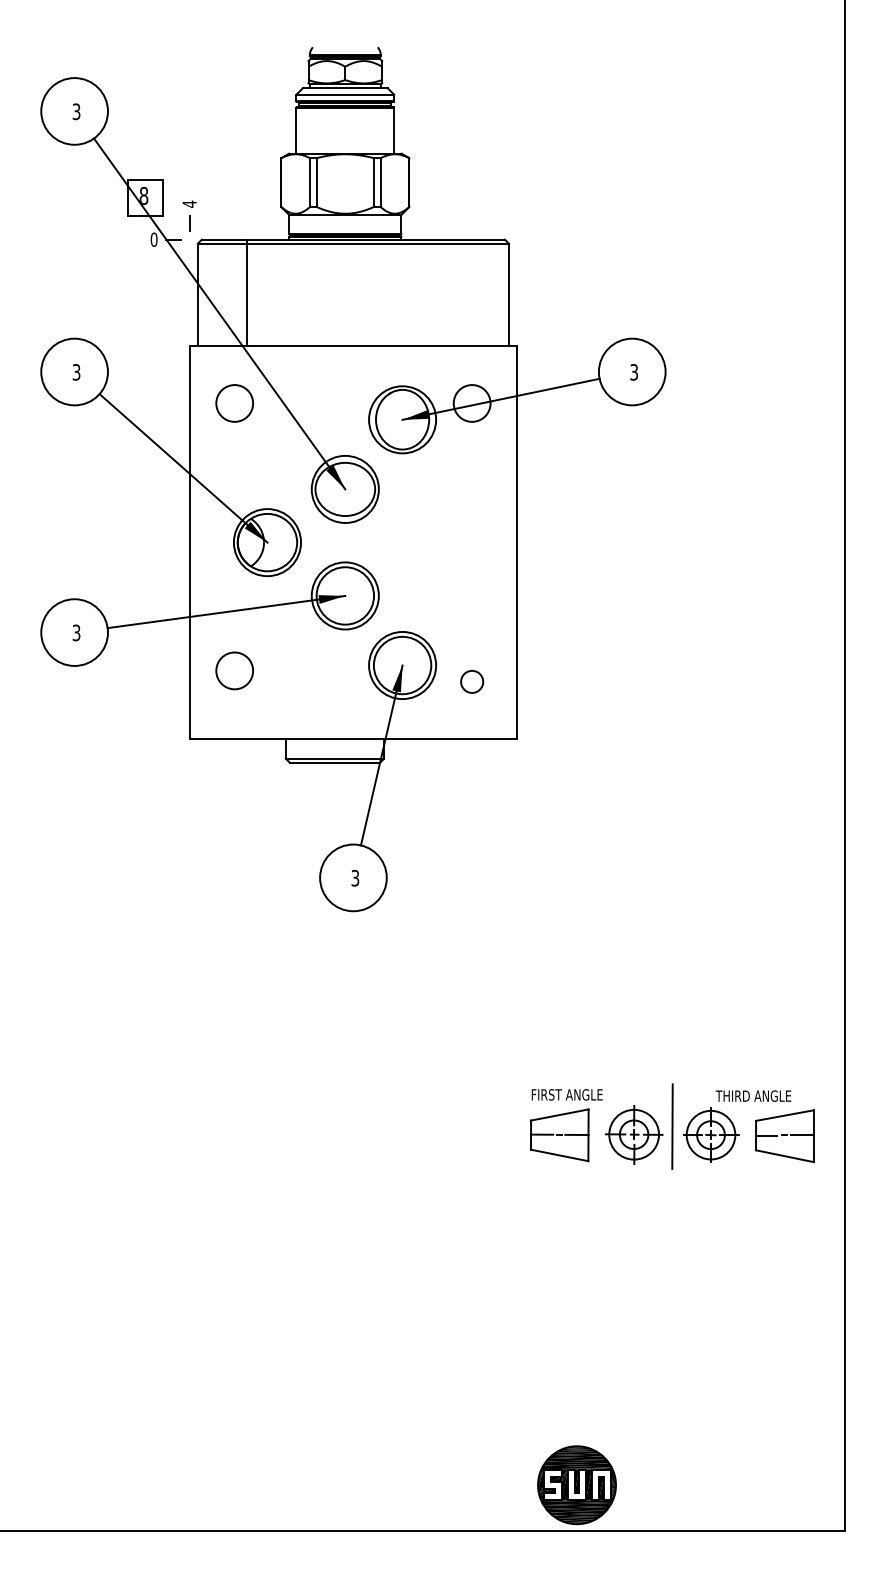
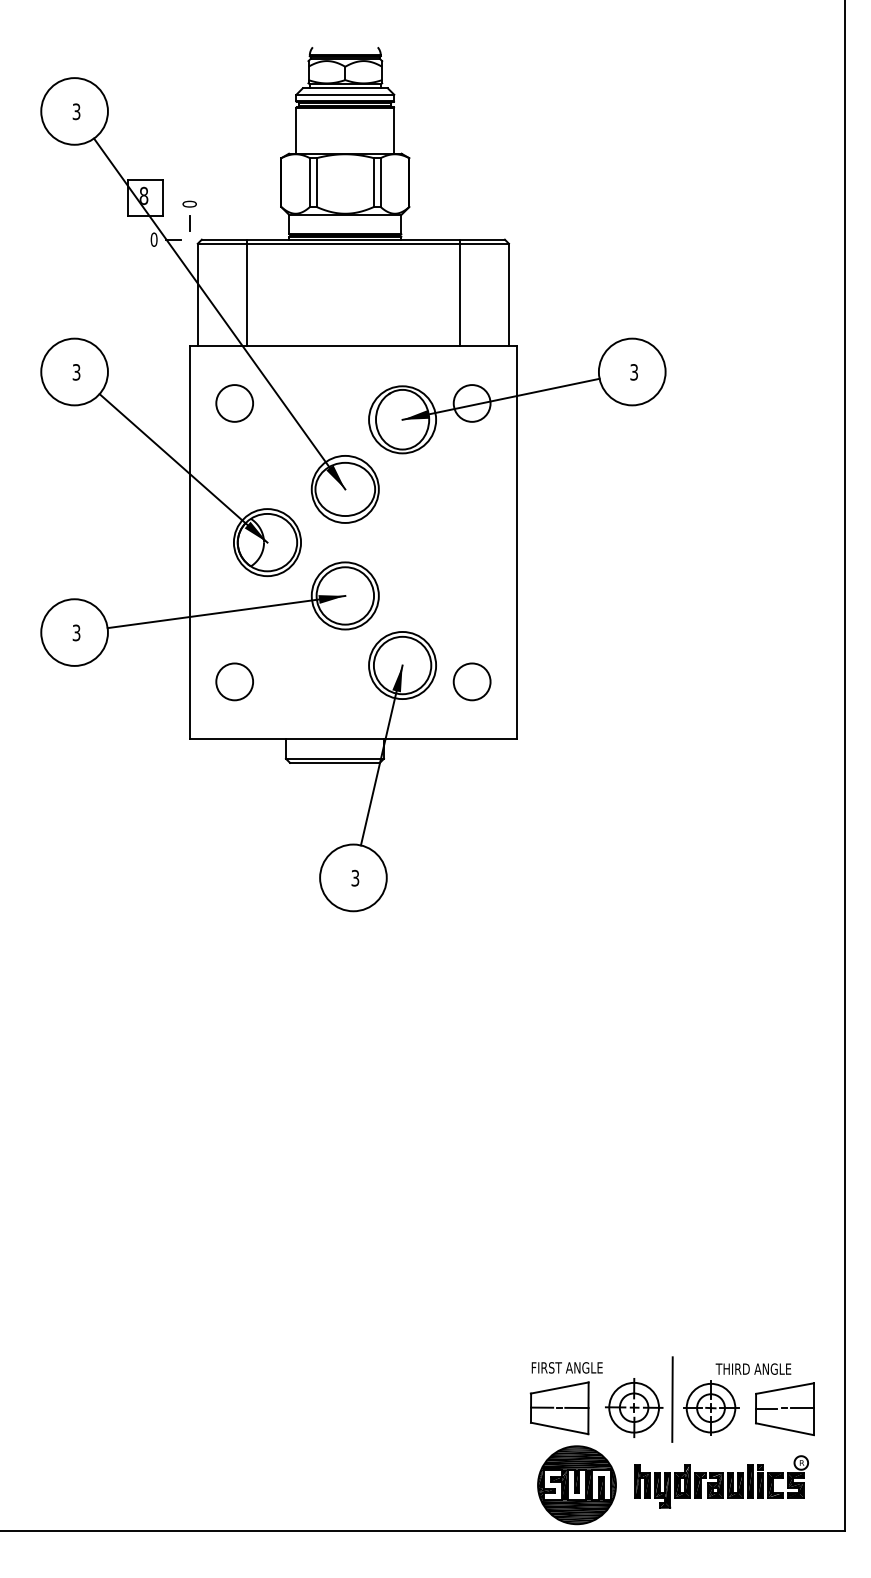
text: 4 -> 0 (189, 203)
line: none -> present (459, 292)
circle position: (234, 670) -> (234, 681) (234, 681)
circle diameter: 22 px -> 37 px (471, 681)
part position: (671, 1126) -> (671, 1399) (671, 1399)
part: none -> present (721, 1481)
